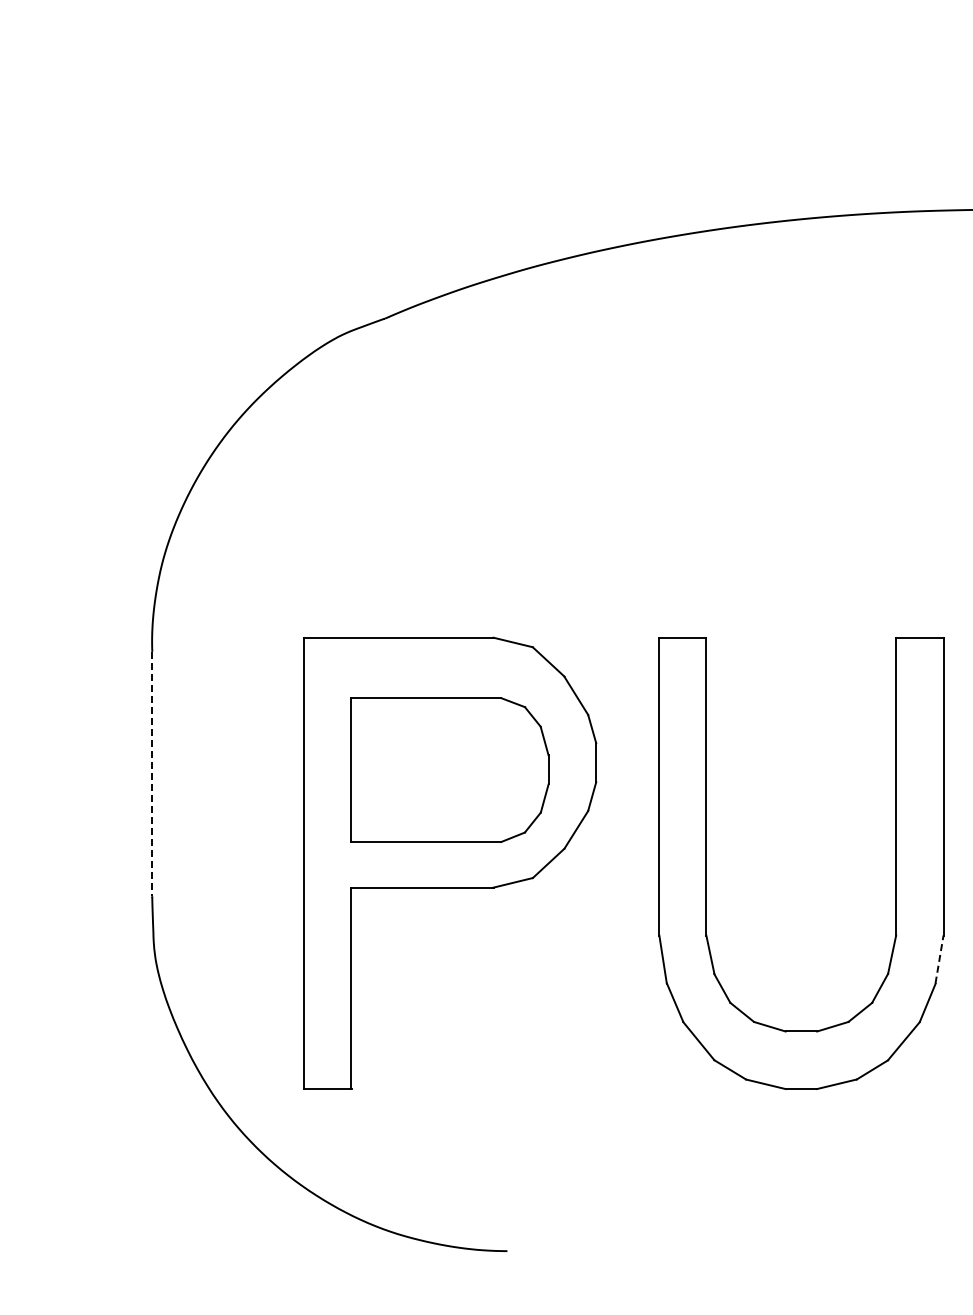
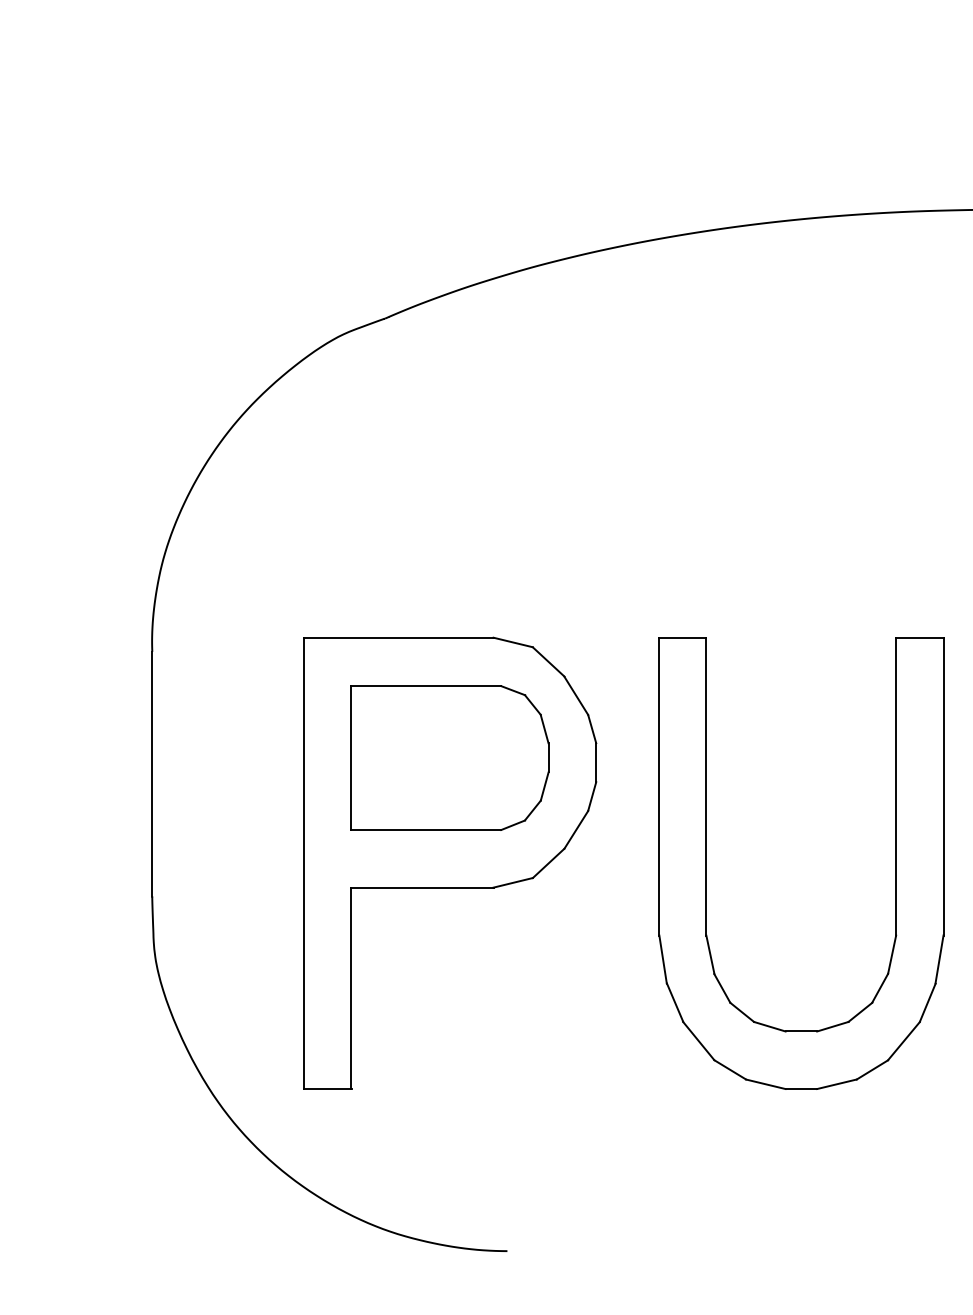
part position: (449, 769) -> (449, 757) (449, 757)
line: dashed -> solid (152, 774)
line: dashed -> solid (939, 959)
